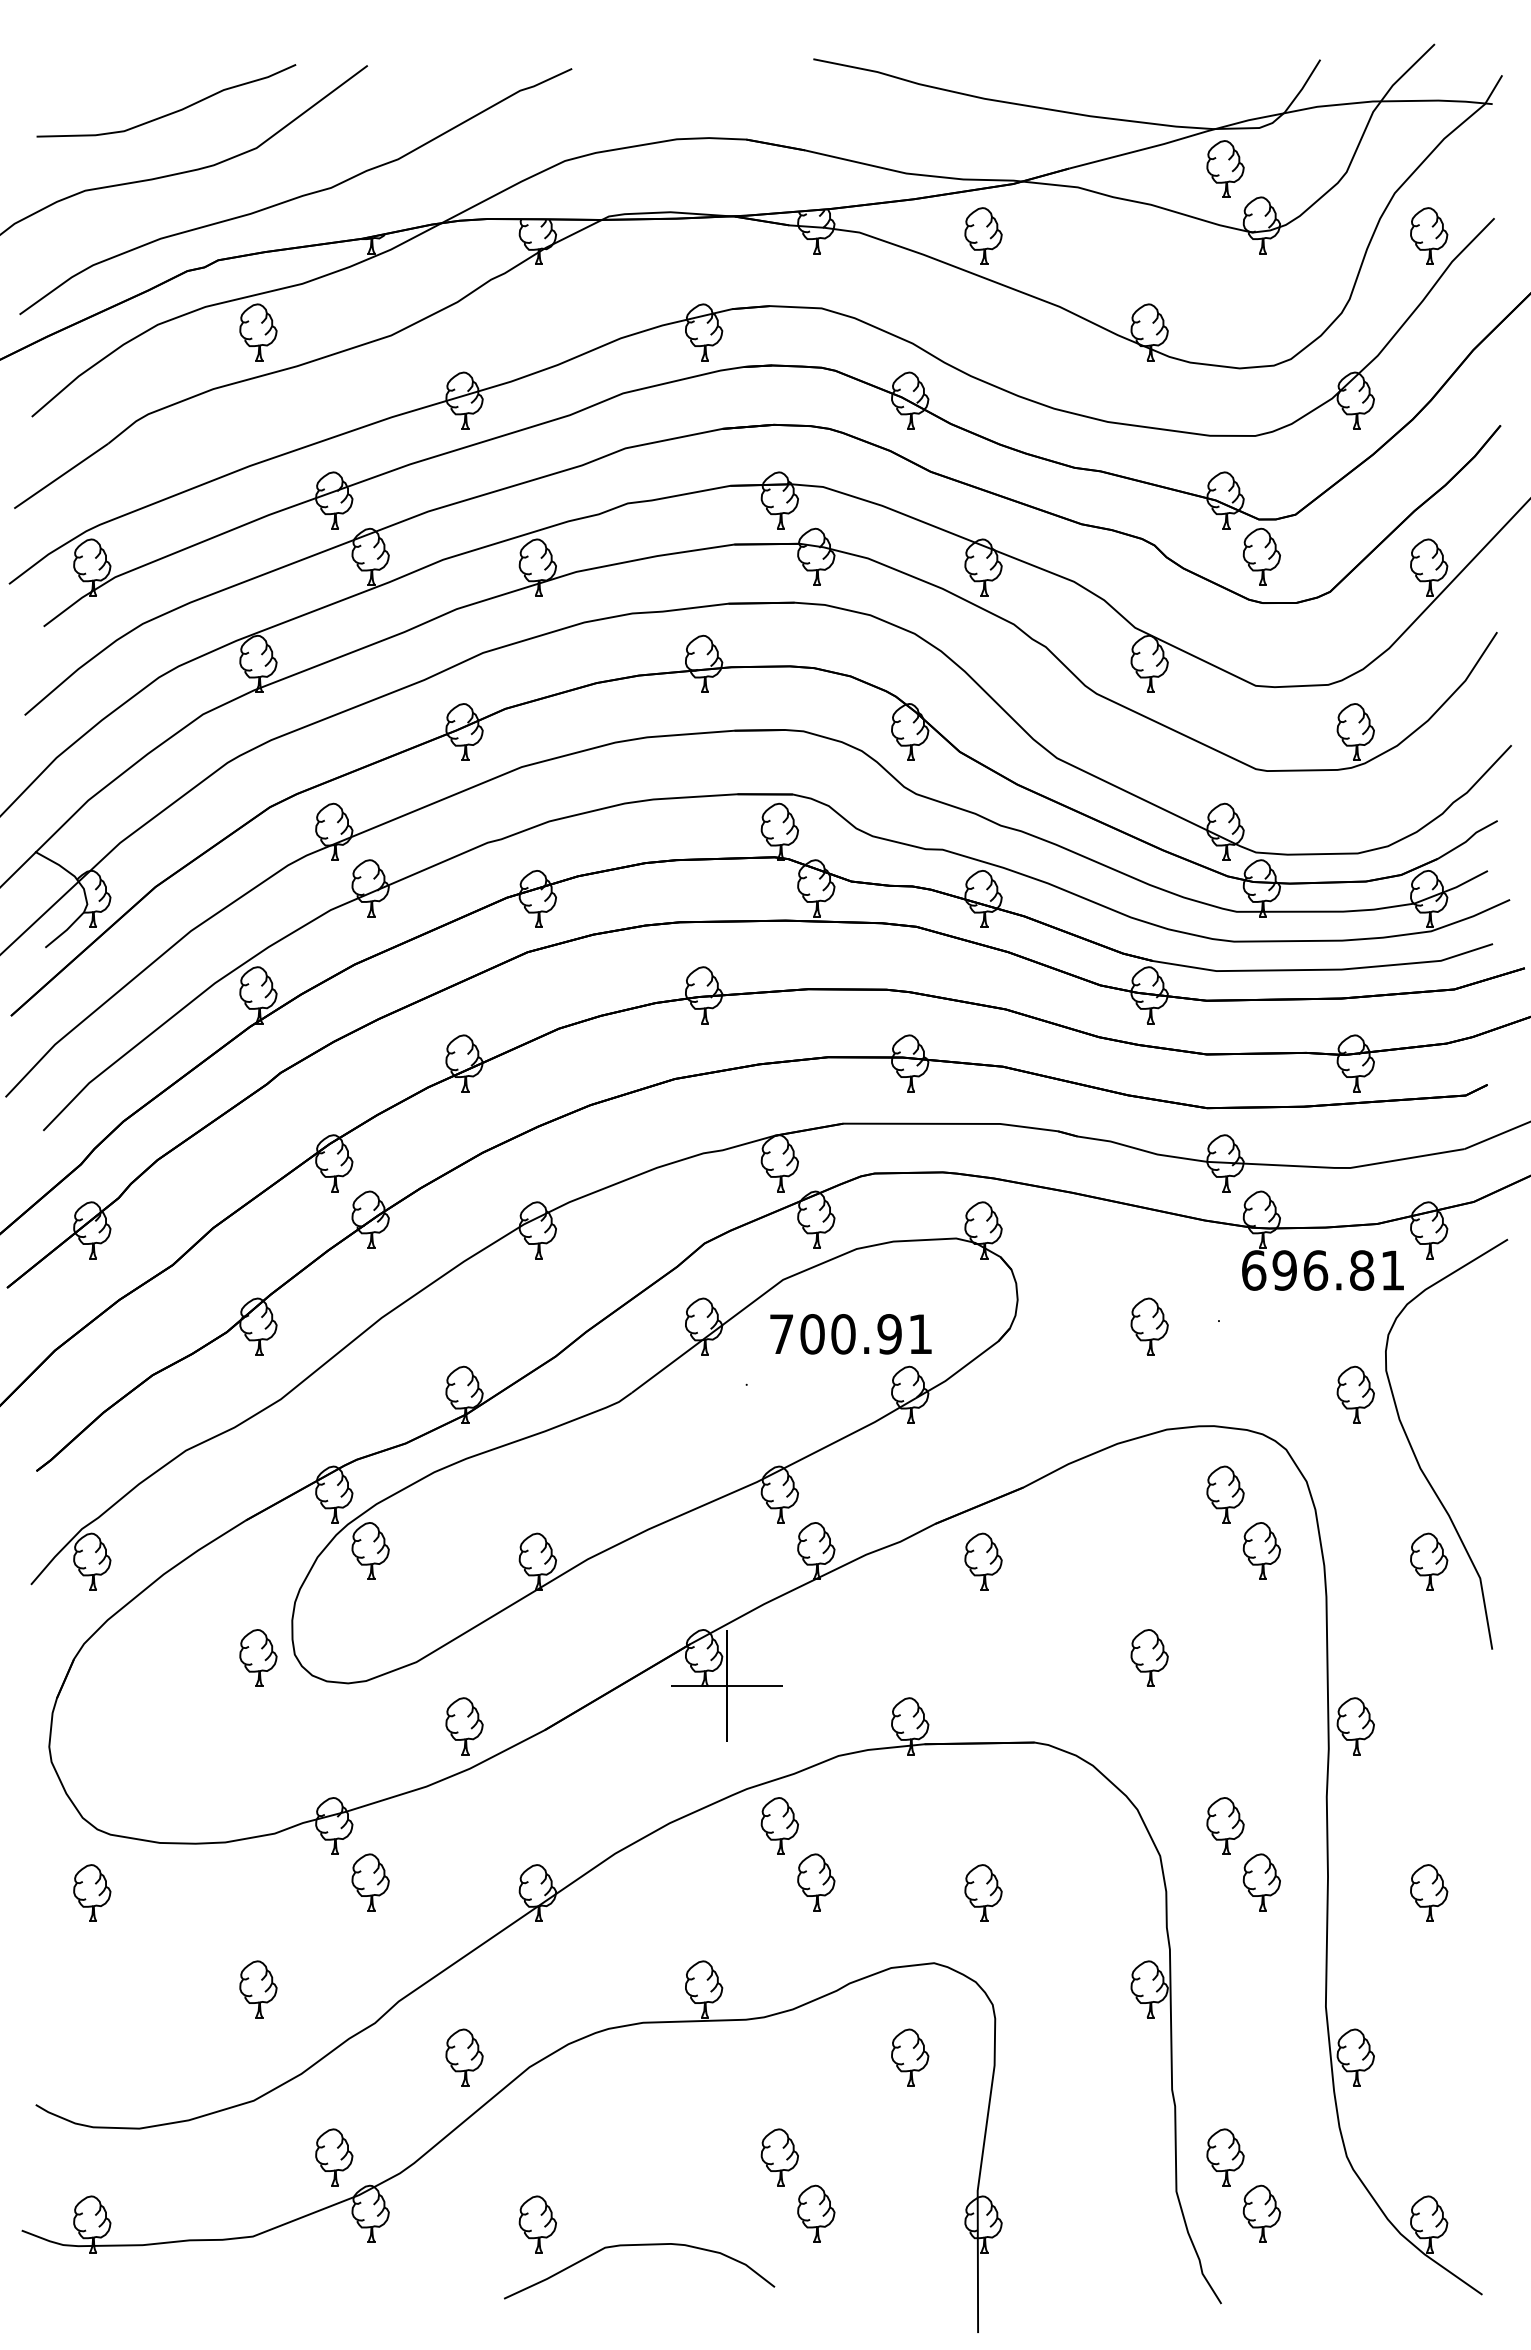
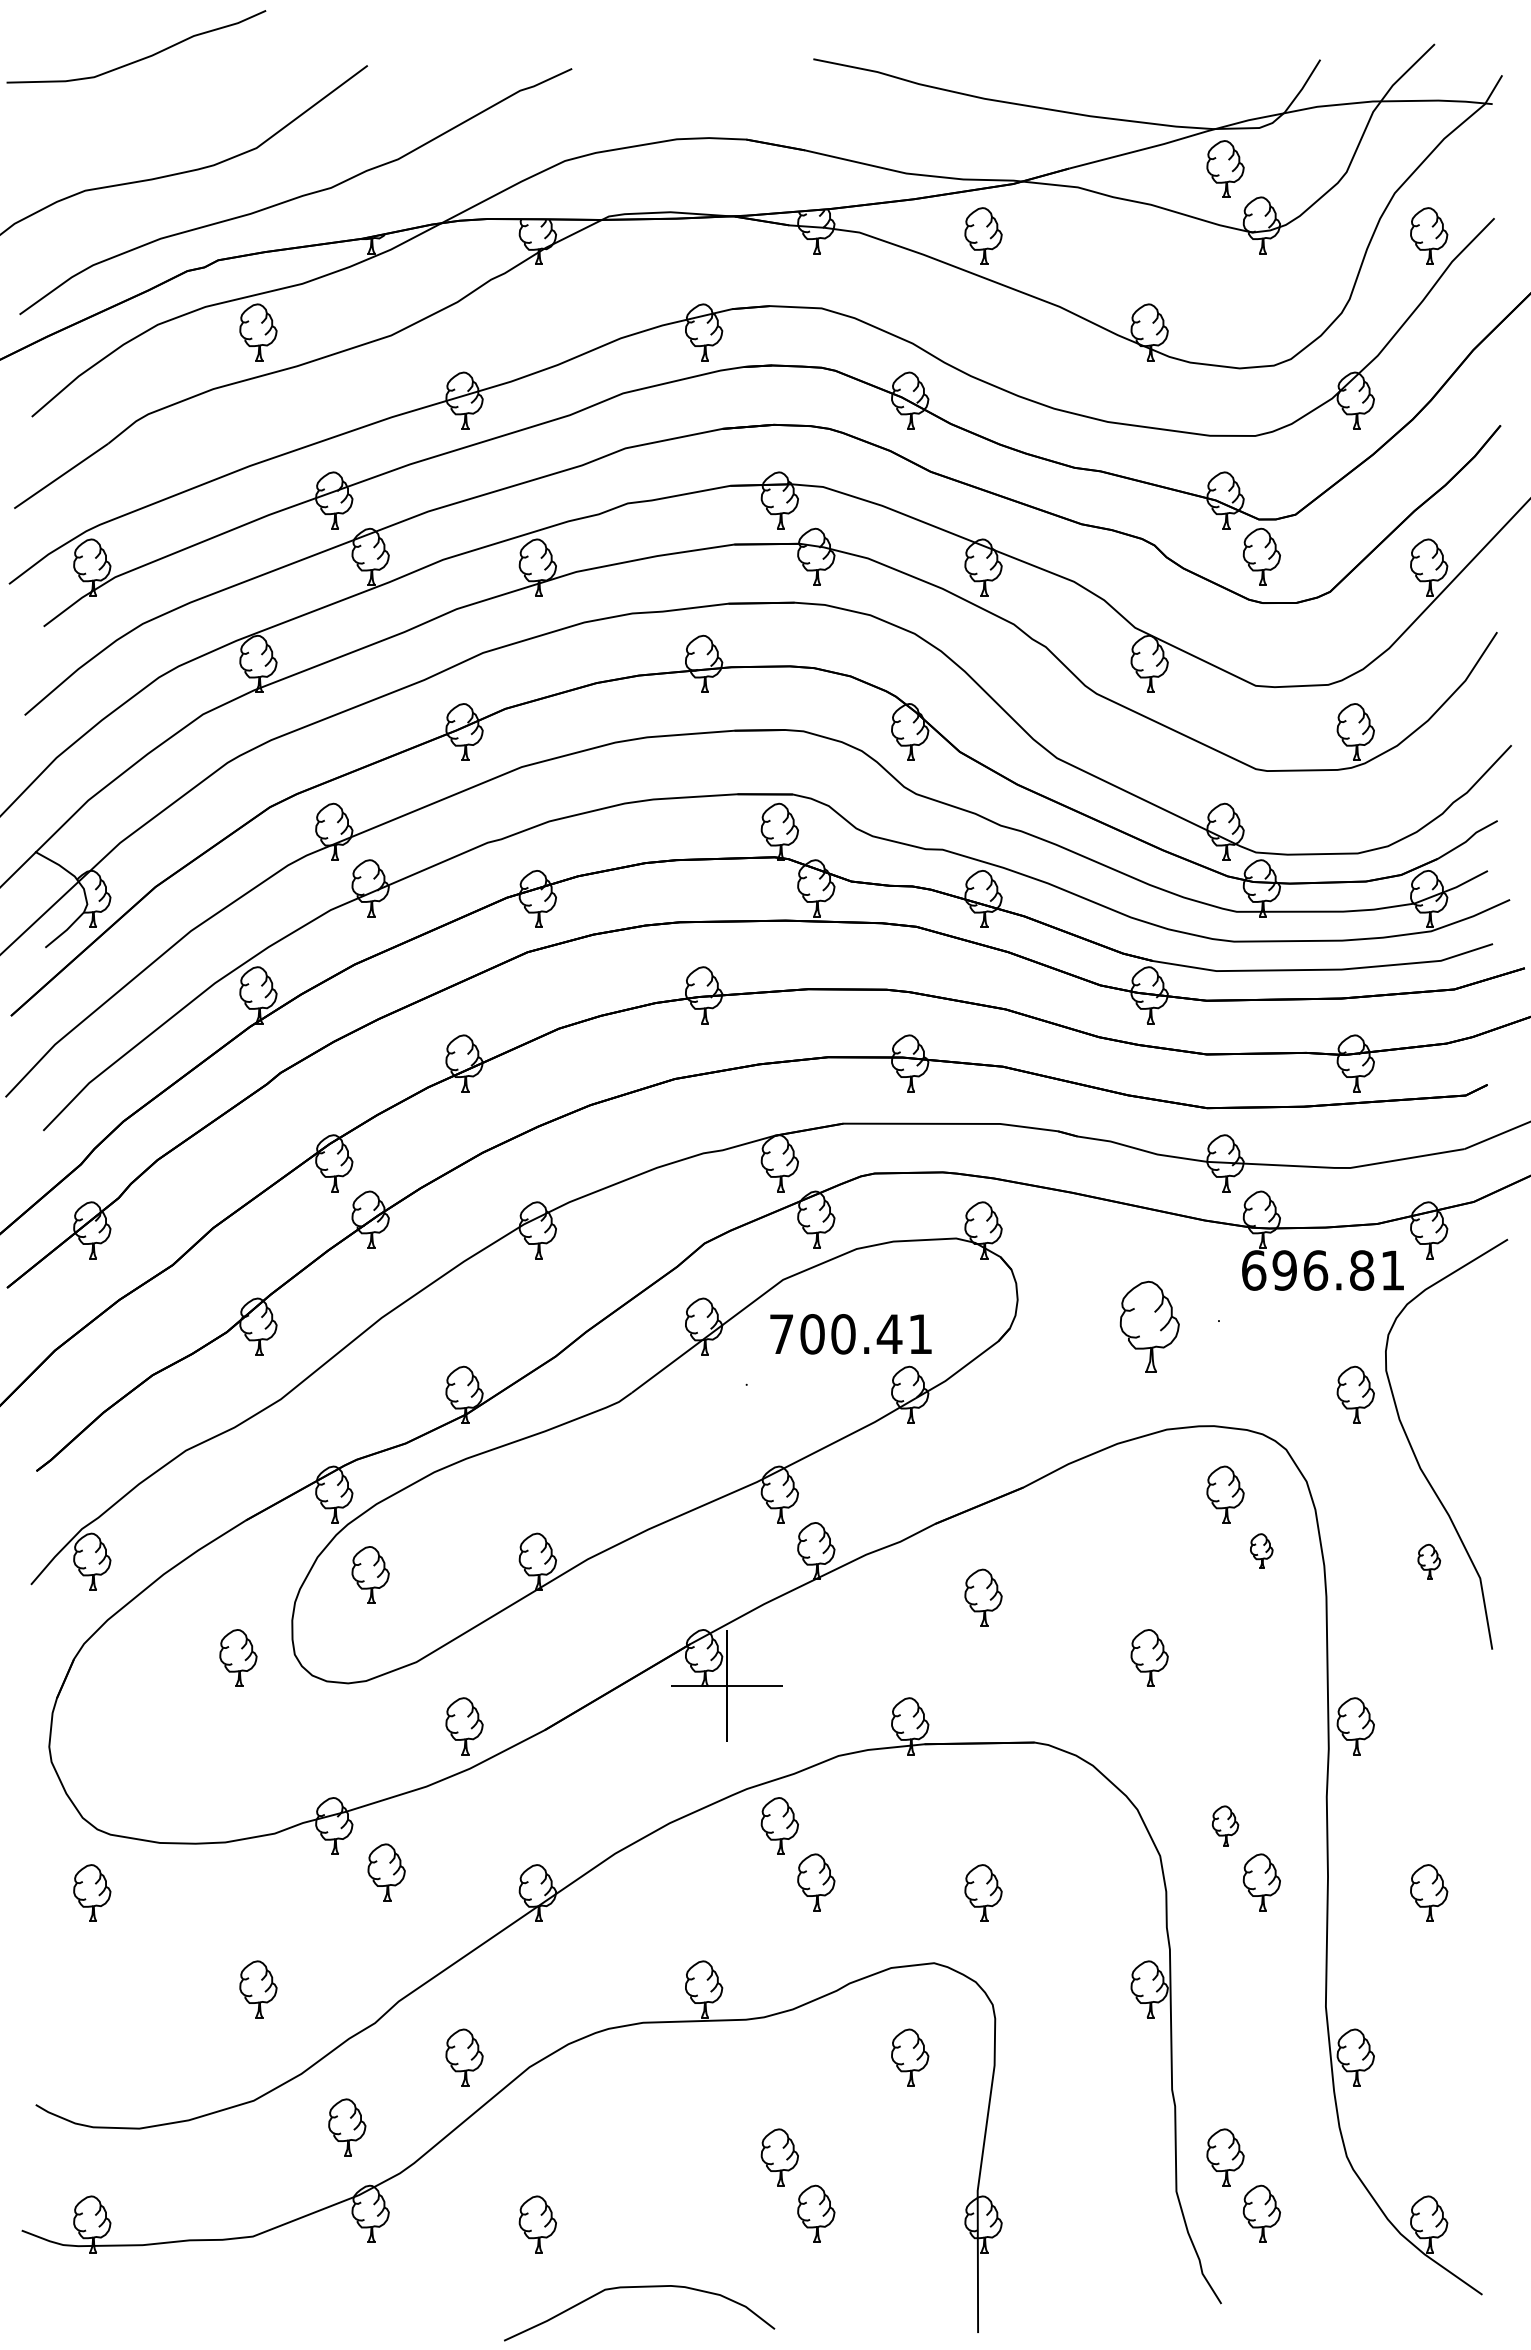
curve position: (171, 112) -> (141, 58) (141, 58)
part size: 39x59 px -> 61x93 px (1149, 1326)
text: 700.91 -> 700.41 (889, 1334)
part position: (370, 1550) -> (370, 1574) (370, 1574)
part size: 39x58 px -> 24x36 px (1261, 1550)
part position: (983, 1561) -> (983, 1597) (983, 1597)
part size: 39x59 px -> 25x37 px (1429, 1561)
part position: (258, 1657) -> (238, 1657) (238, 1657)
part size: 39x58 px -> 28x42 px (1225, 1825)
part position: (370, 1882) -> (386, 1872) (386, 1872)
part position: (334, 2157) -> (347, 2127) (347, 2127)
curve position: (639, 2245) -> (639, 2287) (639, 2287)
